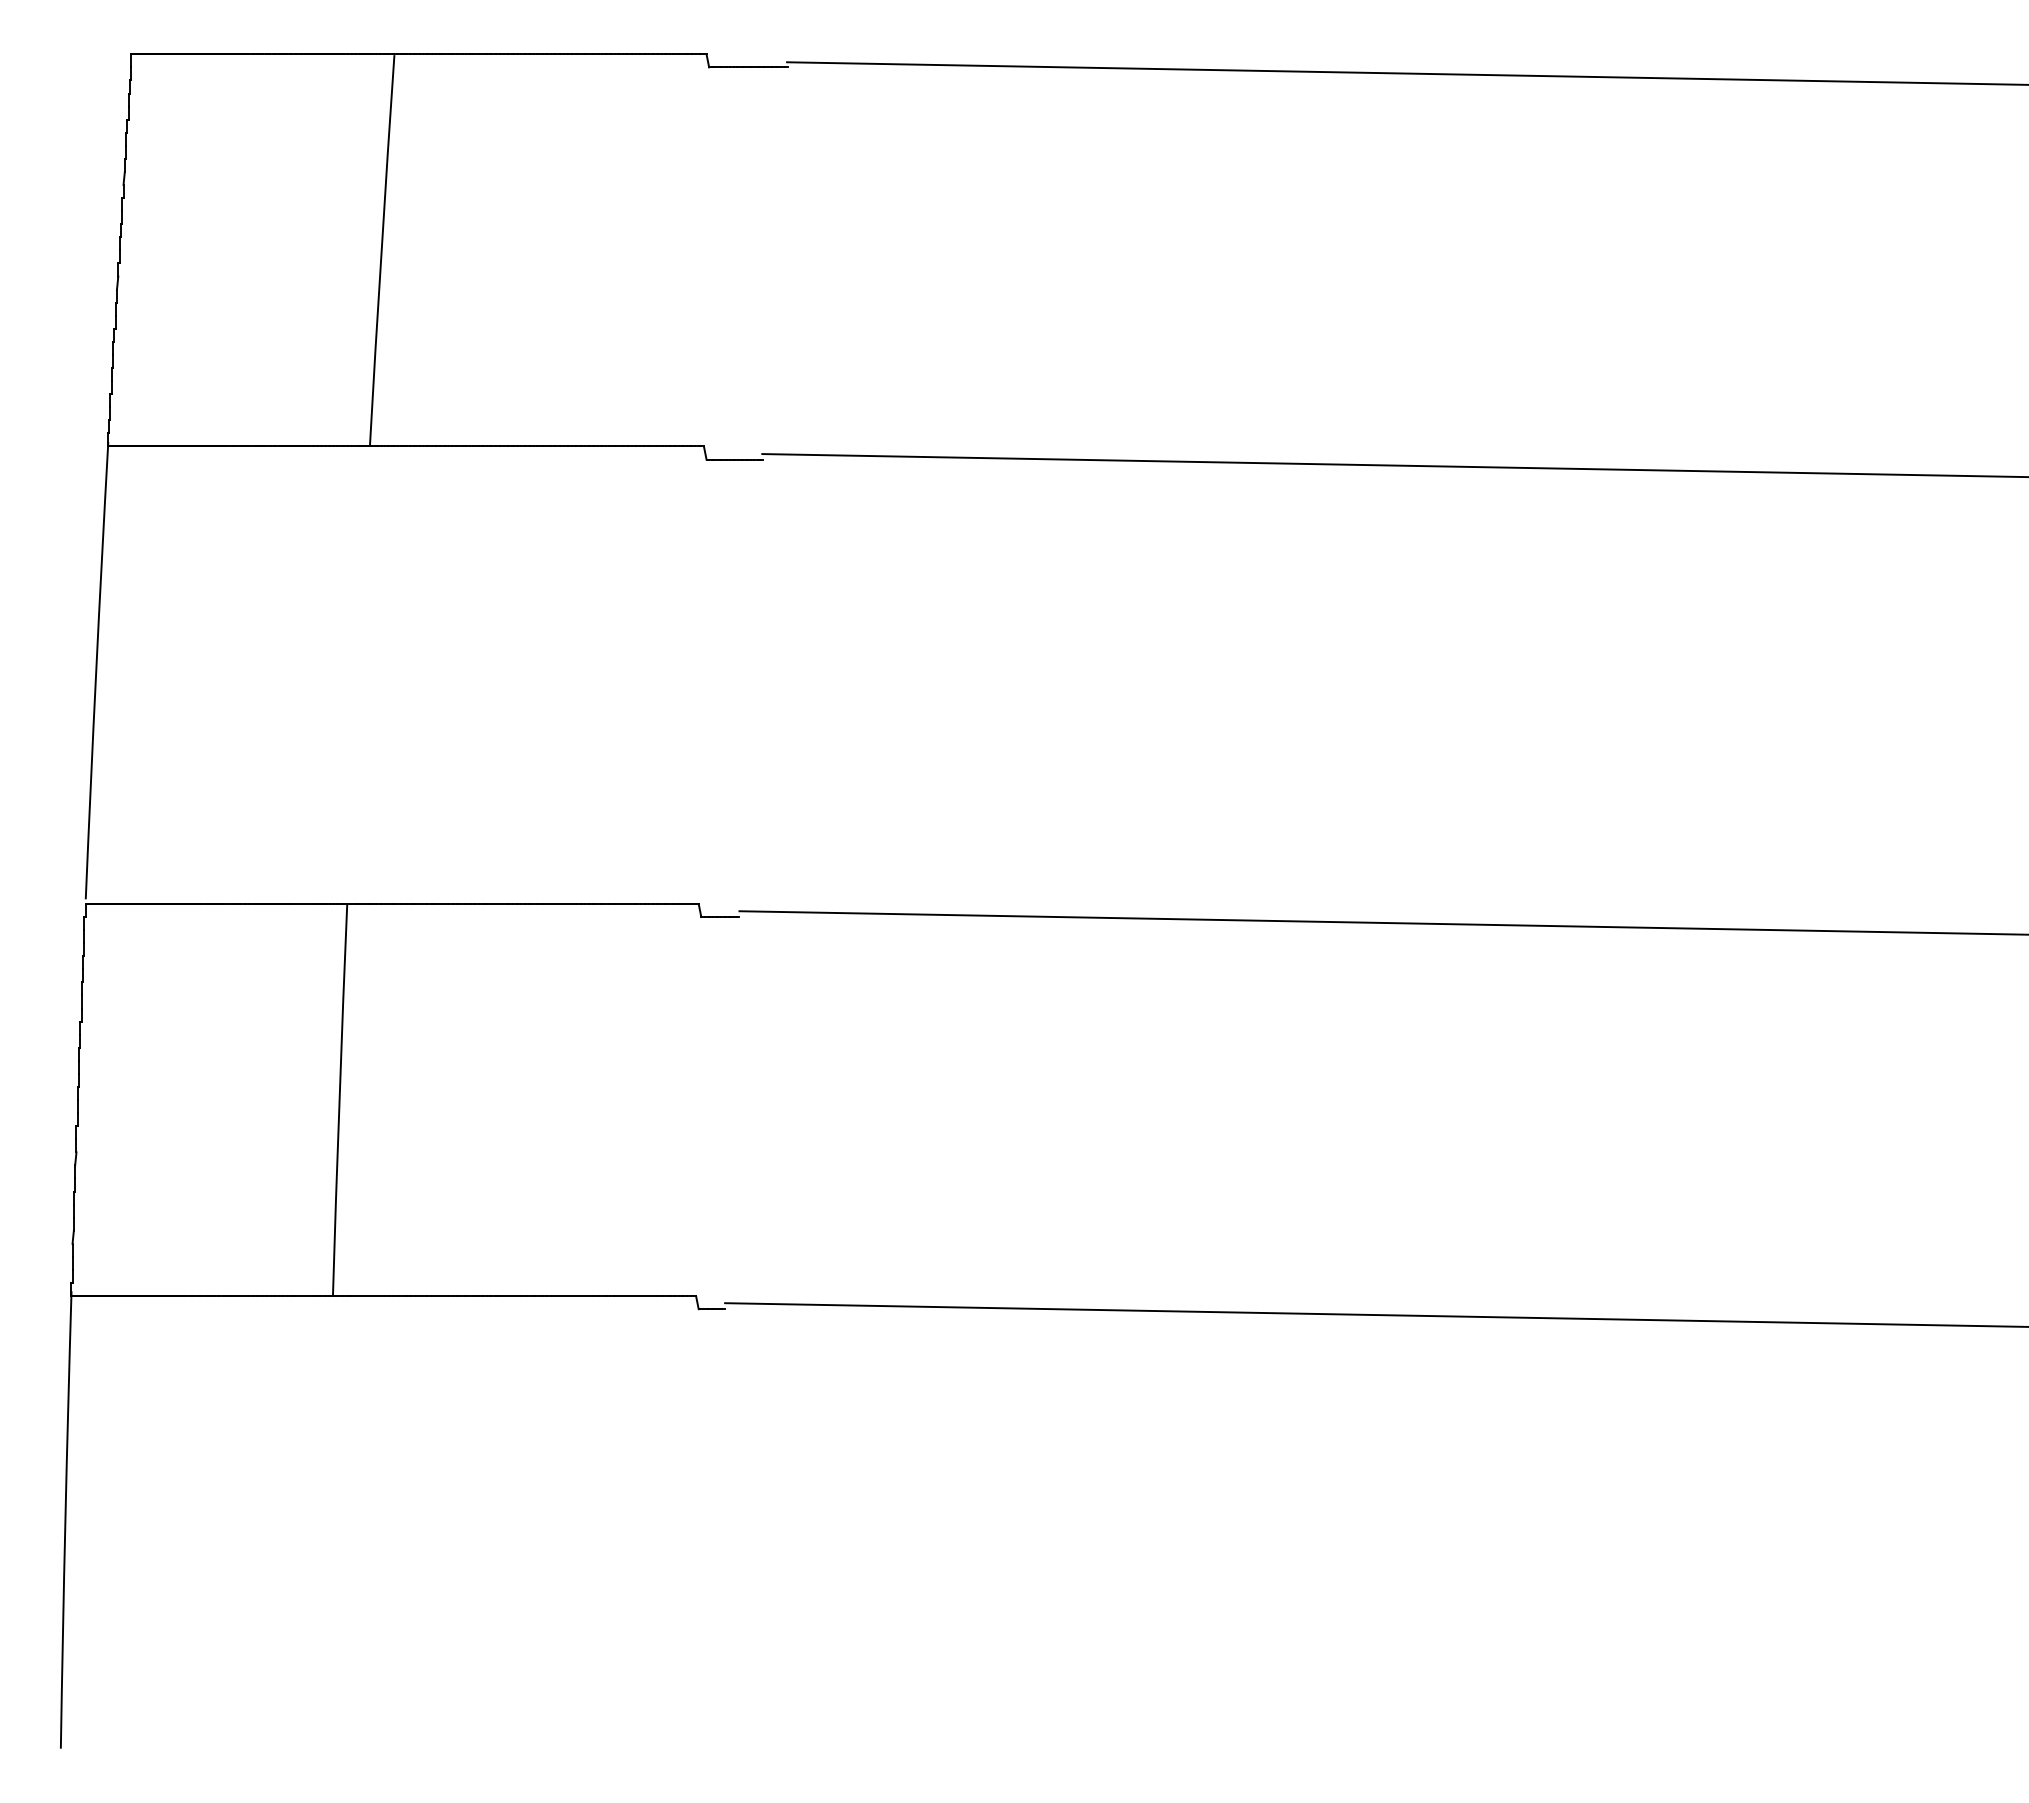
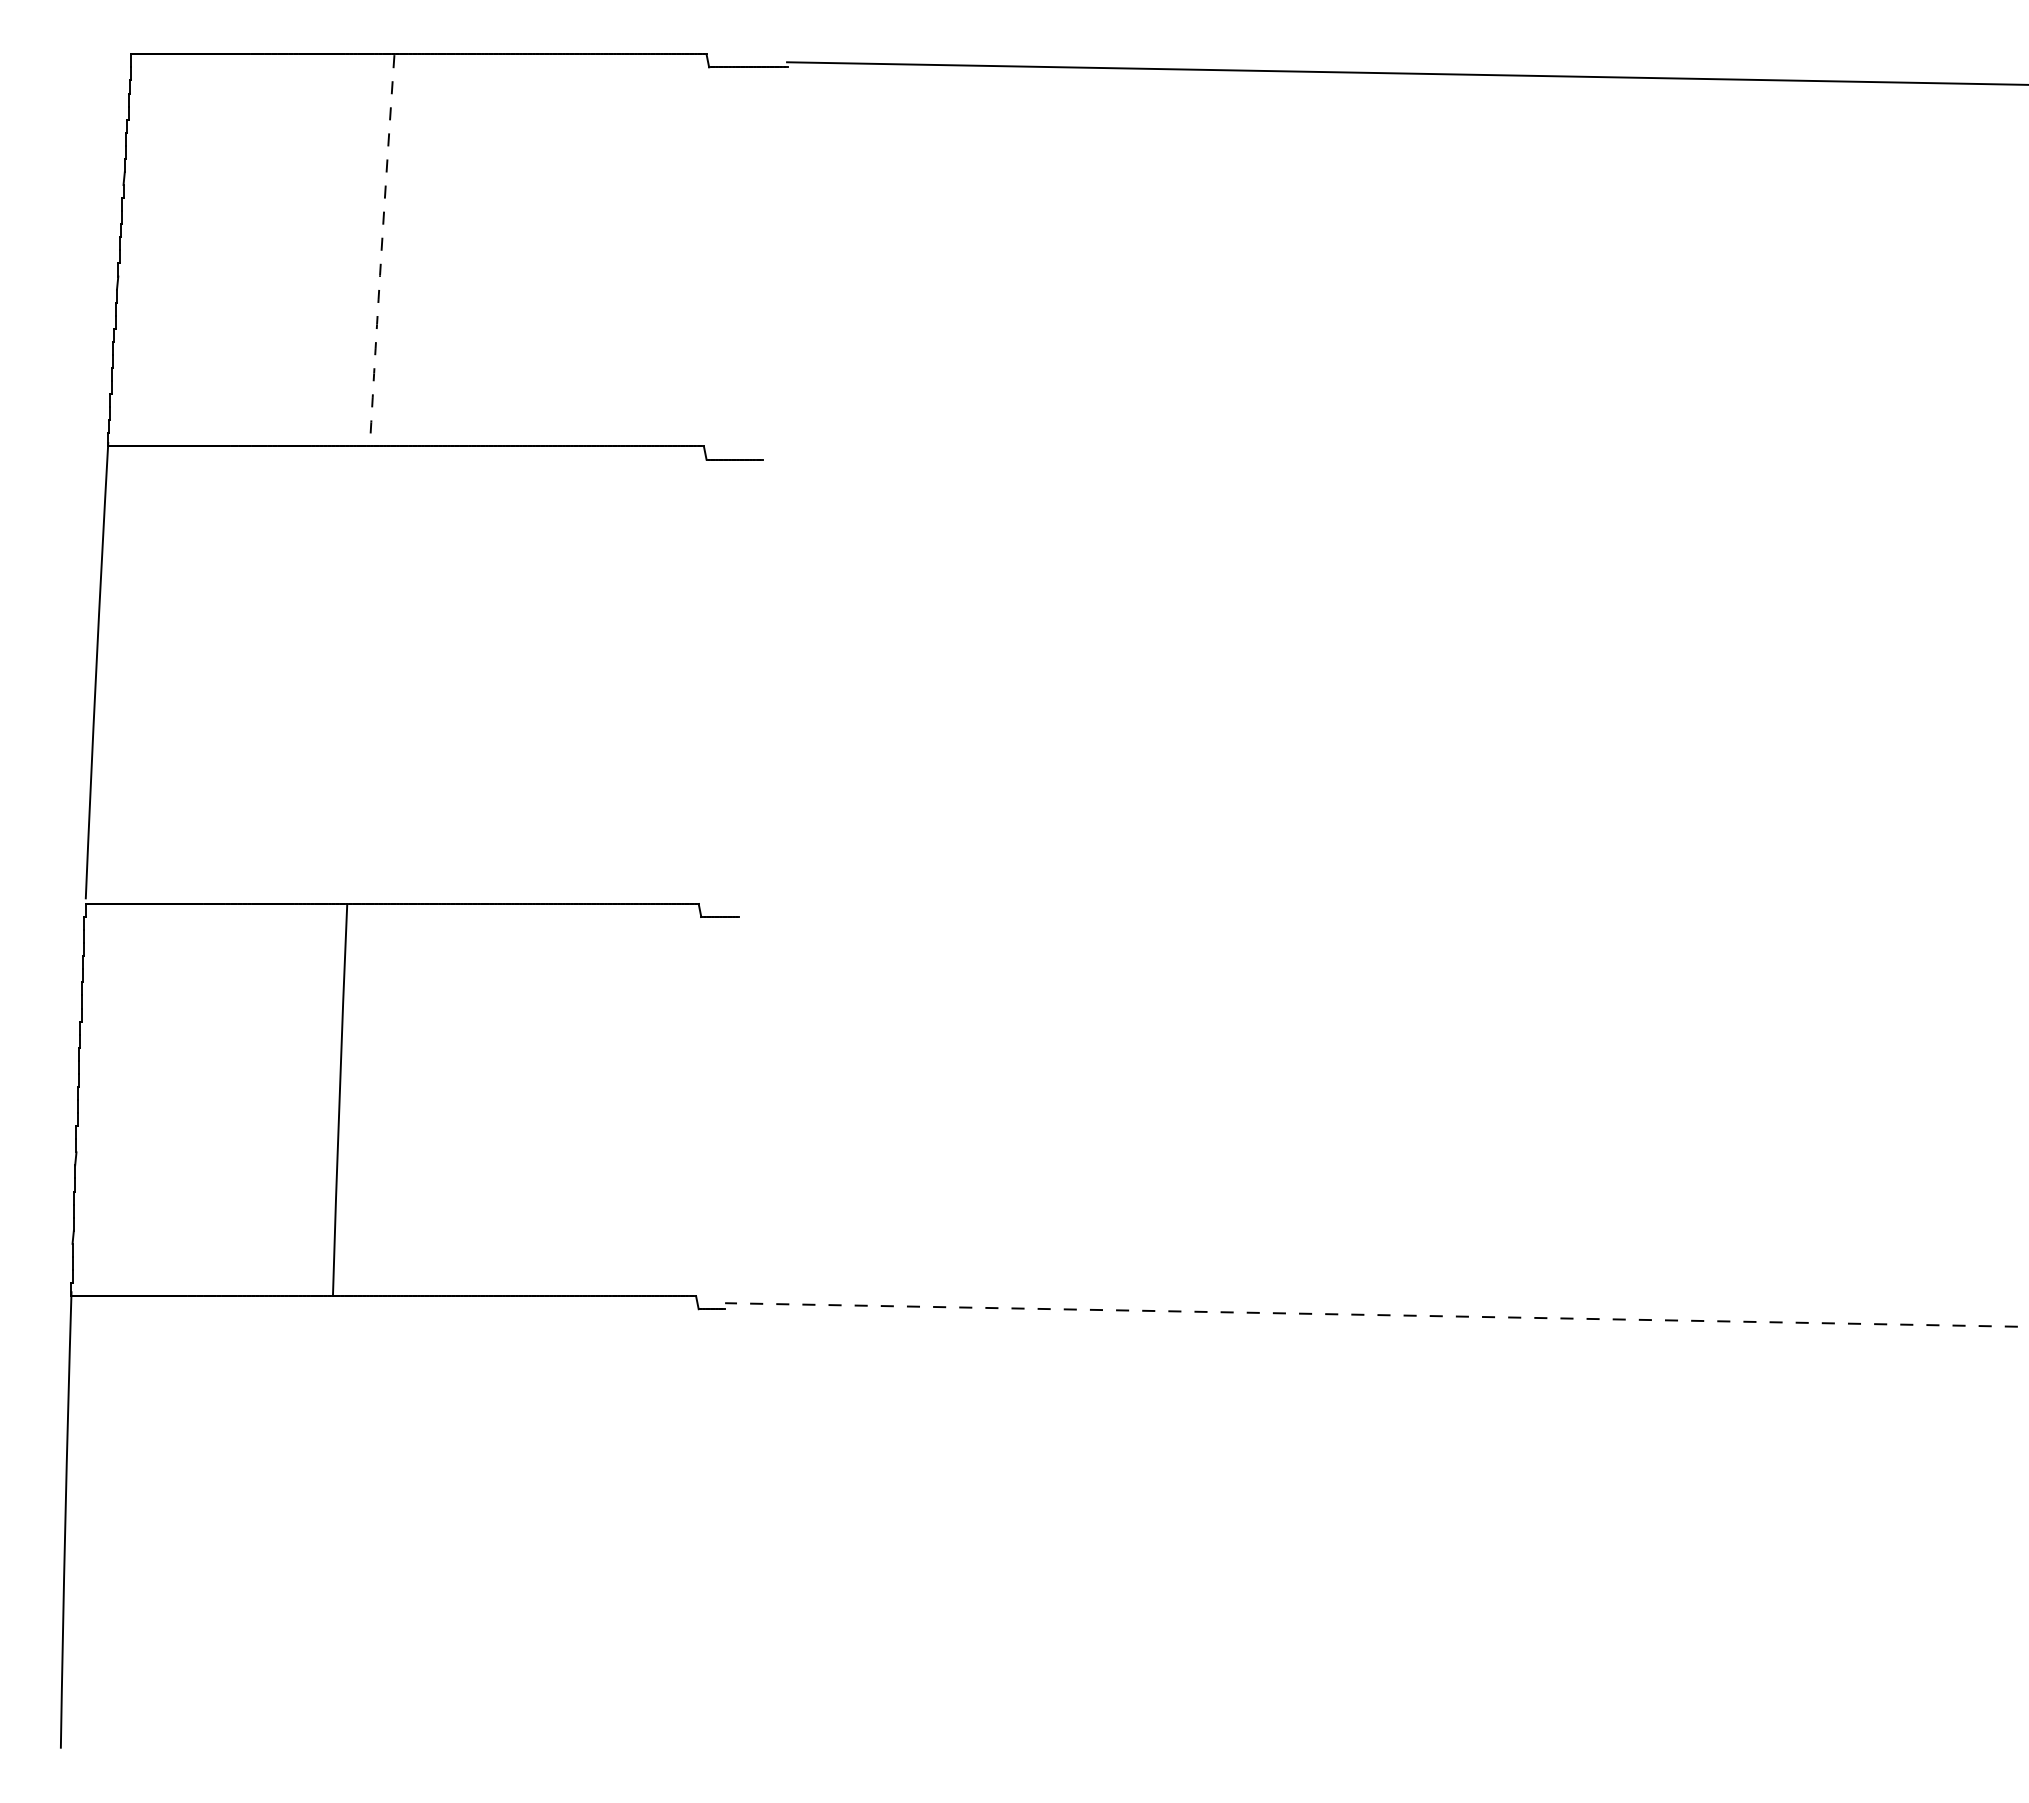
arc: solid -> dashed (381, 250)
line: present -> none (1393, 465)
line: present -> none (1382, 922)
line: solid -> dashed (1376, 1315)
